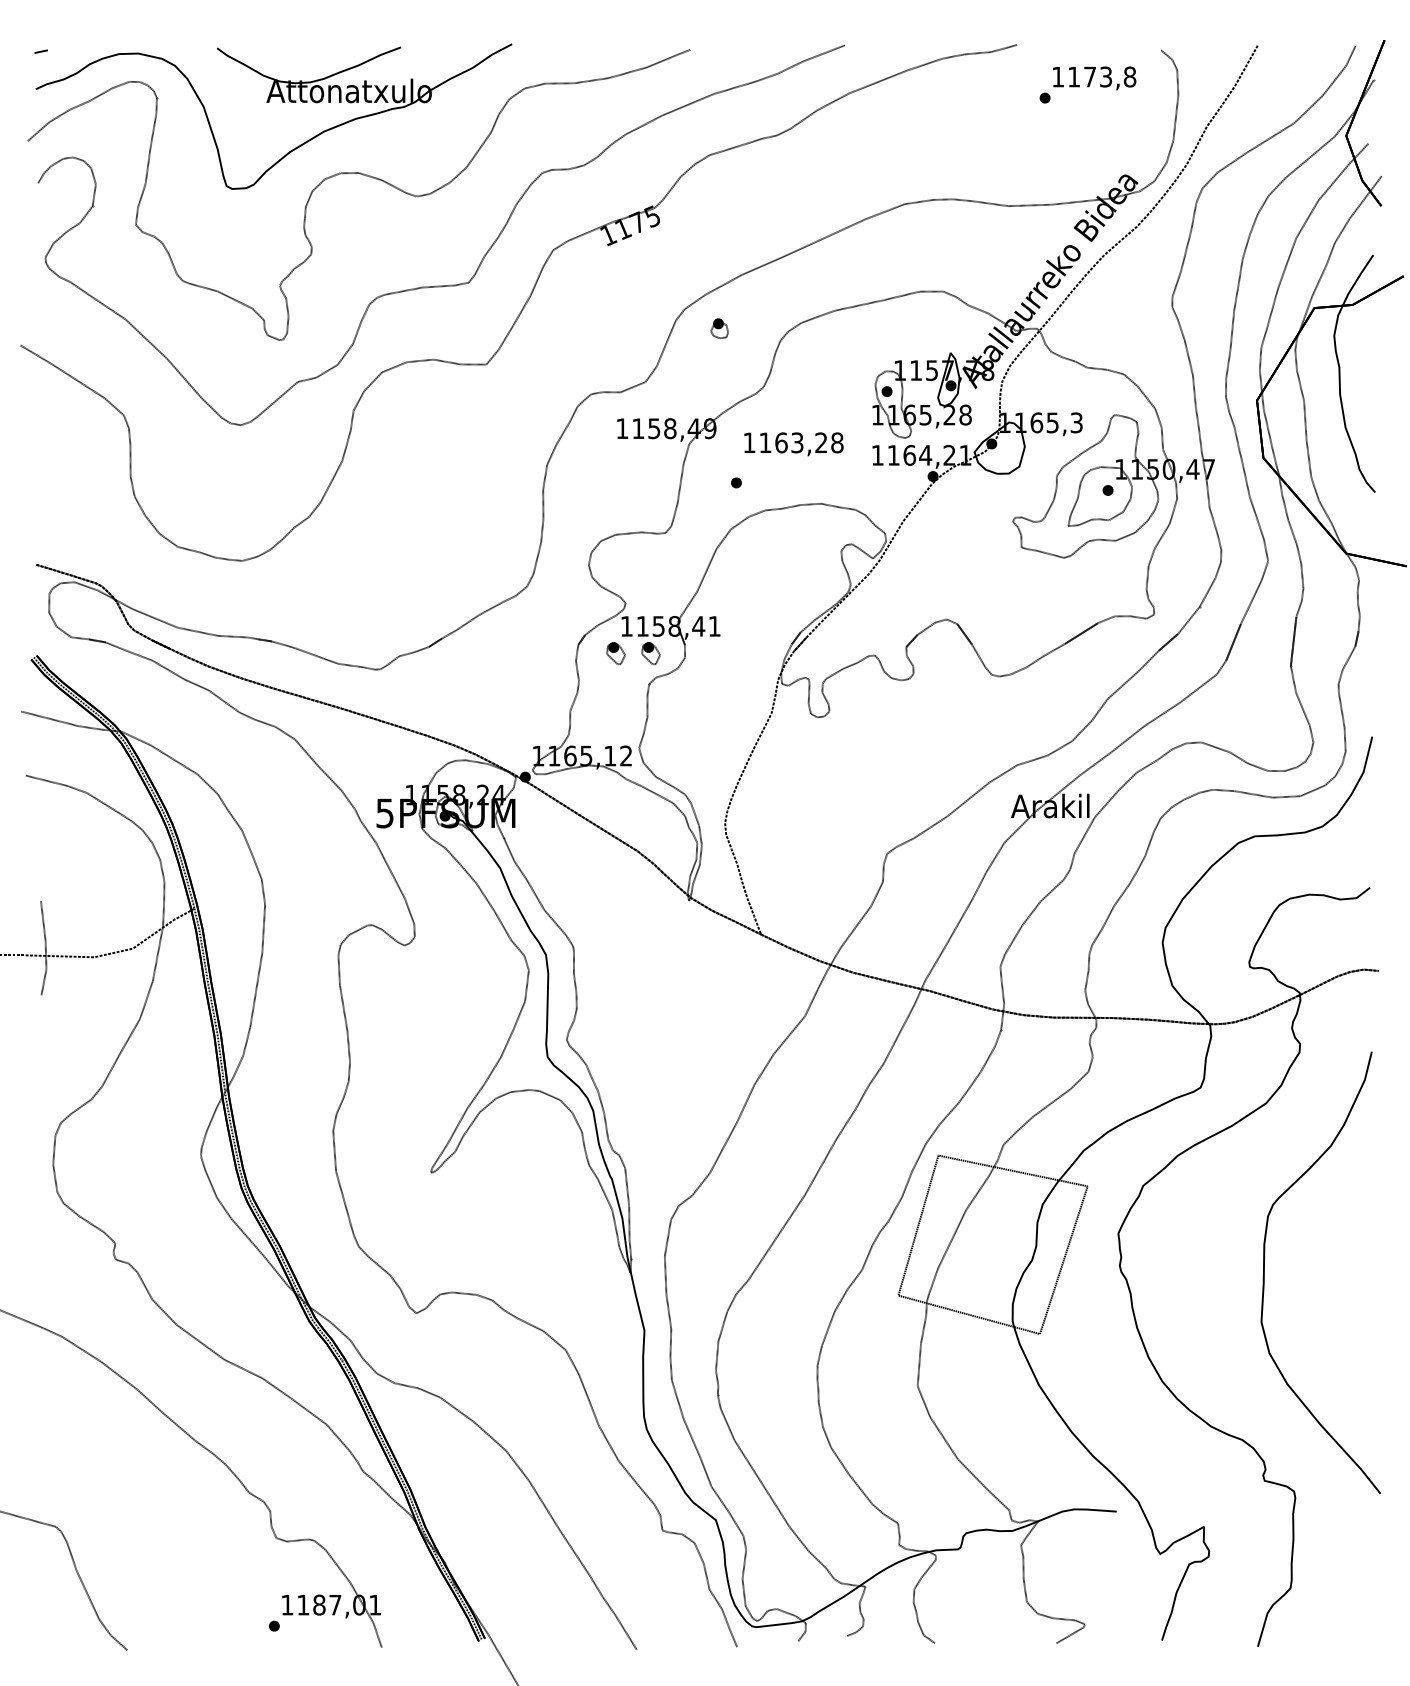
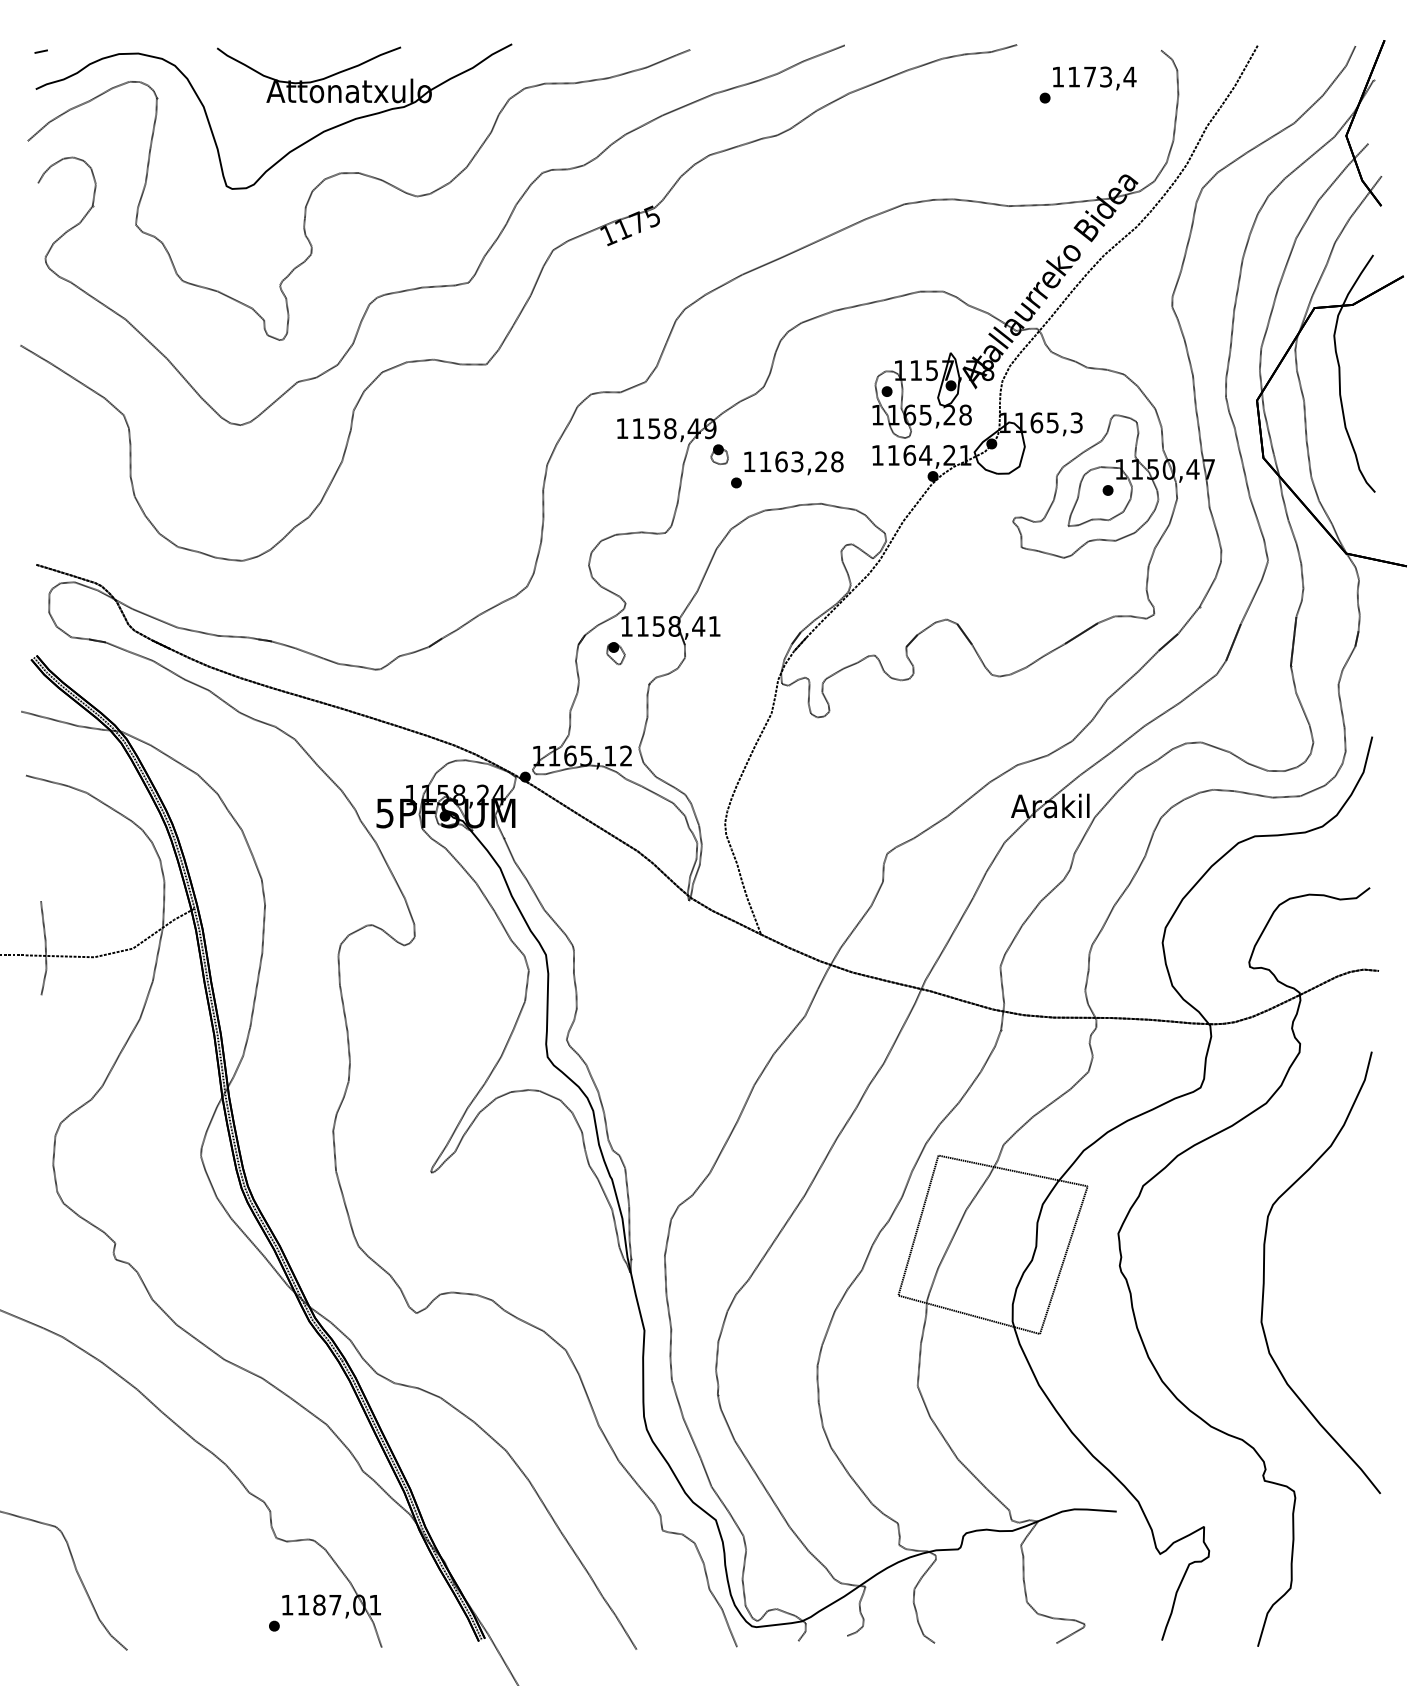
text: 1173,8 -> 1173,4 (1129, 76)
part position: (719, 328) -> (719, 454) (719, 454)
text position: (793, 444) -> (793, 463) (793, 463)
part: present -> none (650, 653)
